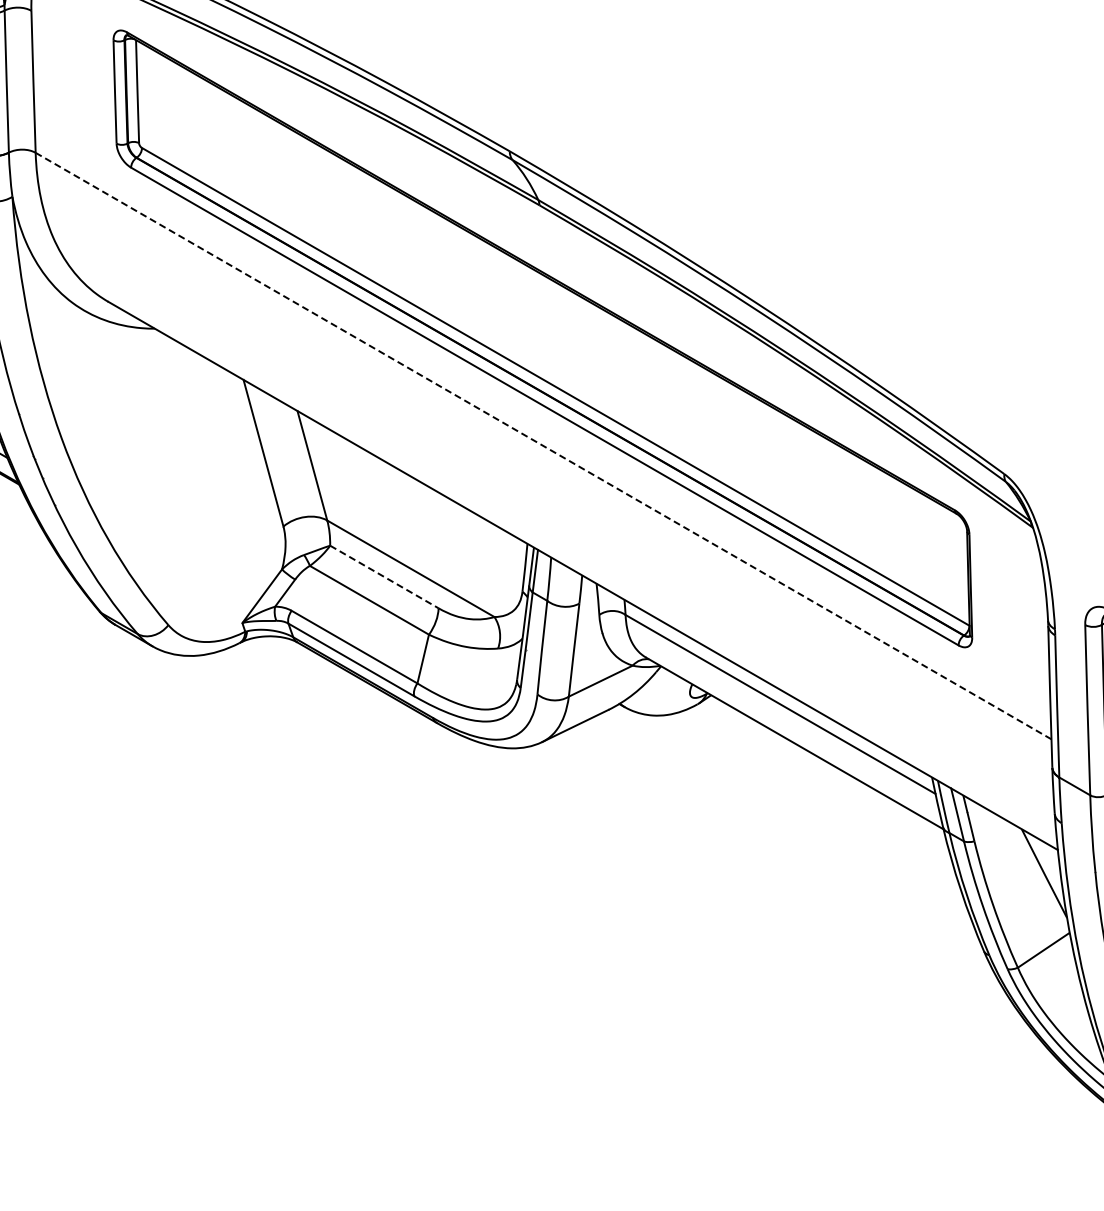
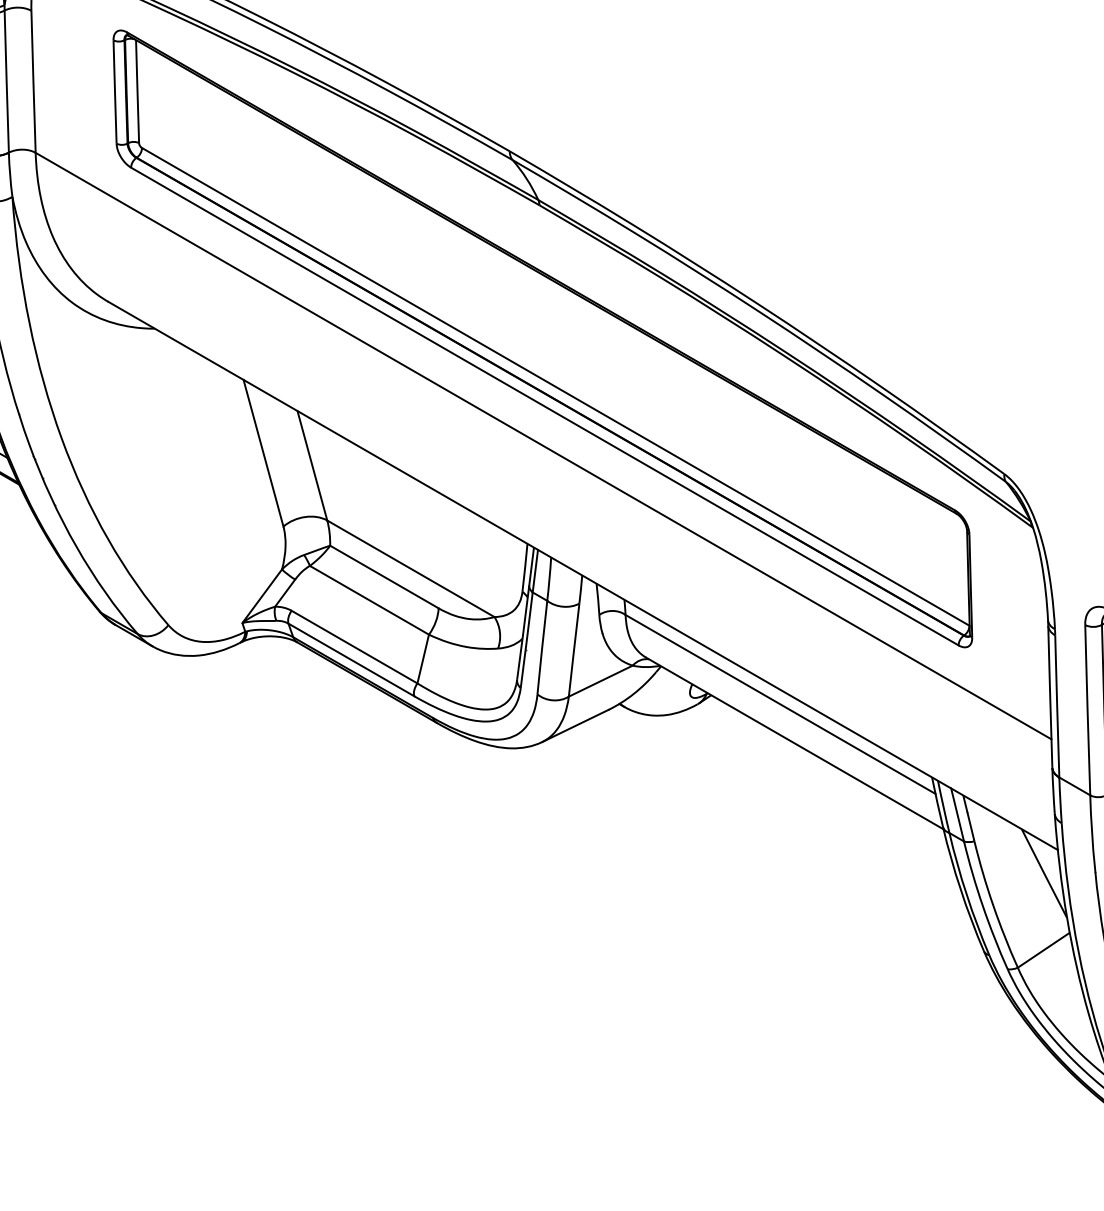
line: dashed -> solid (543, 445)
line: dashed -> solid (384, 577)
